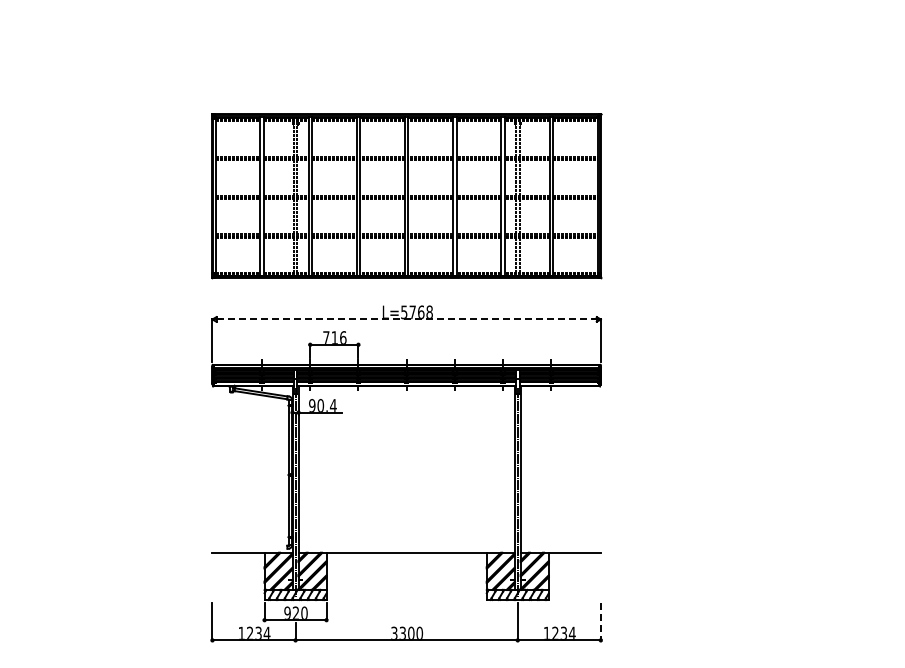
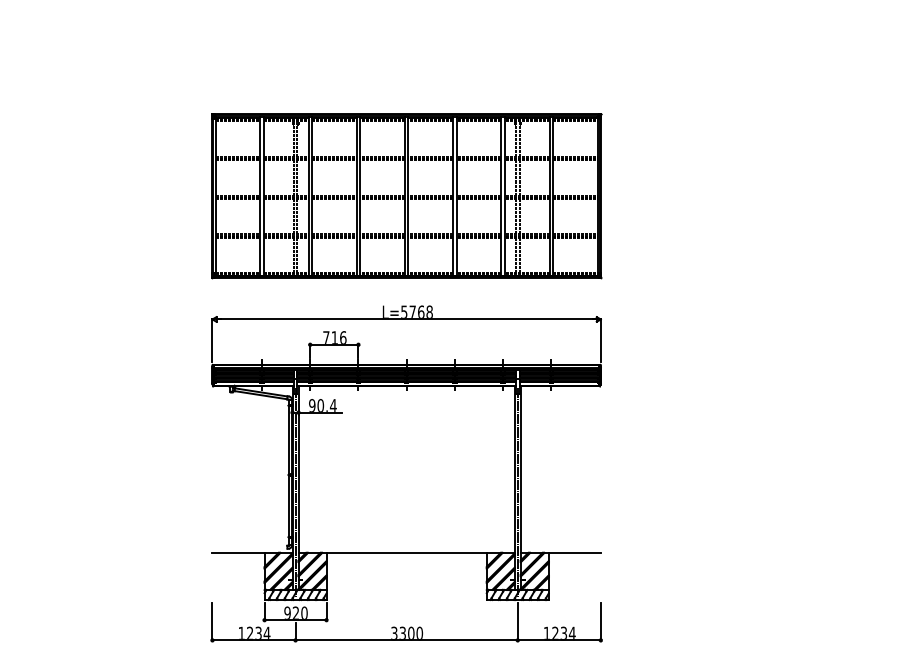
line: dashed -> solid (407, 319)
line: dashed -> solid (600, 621)
